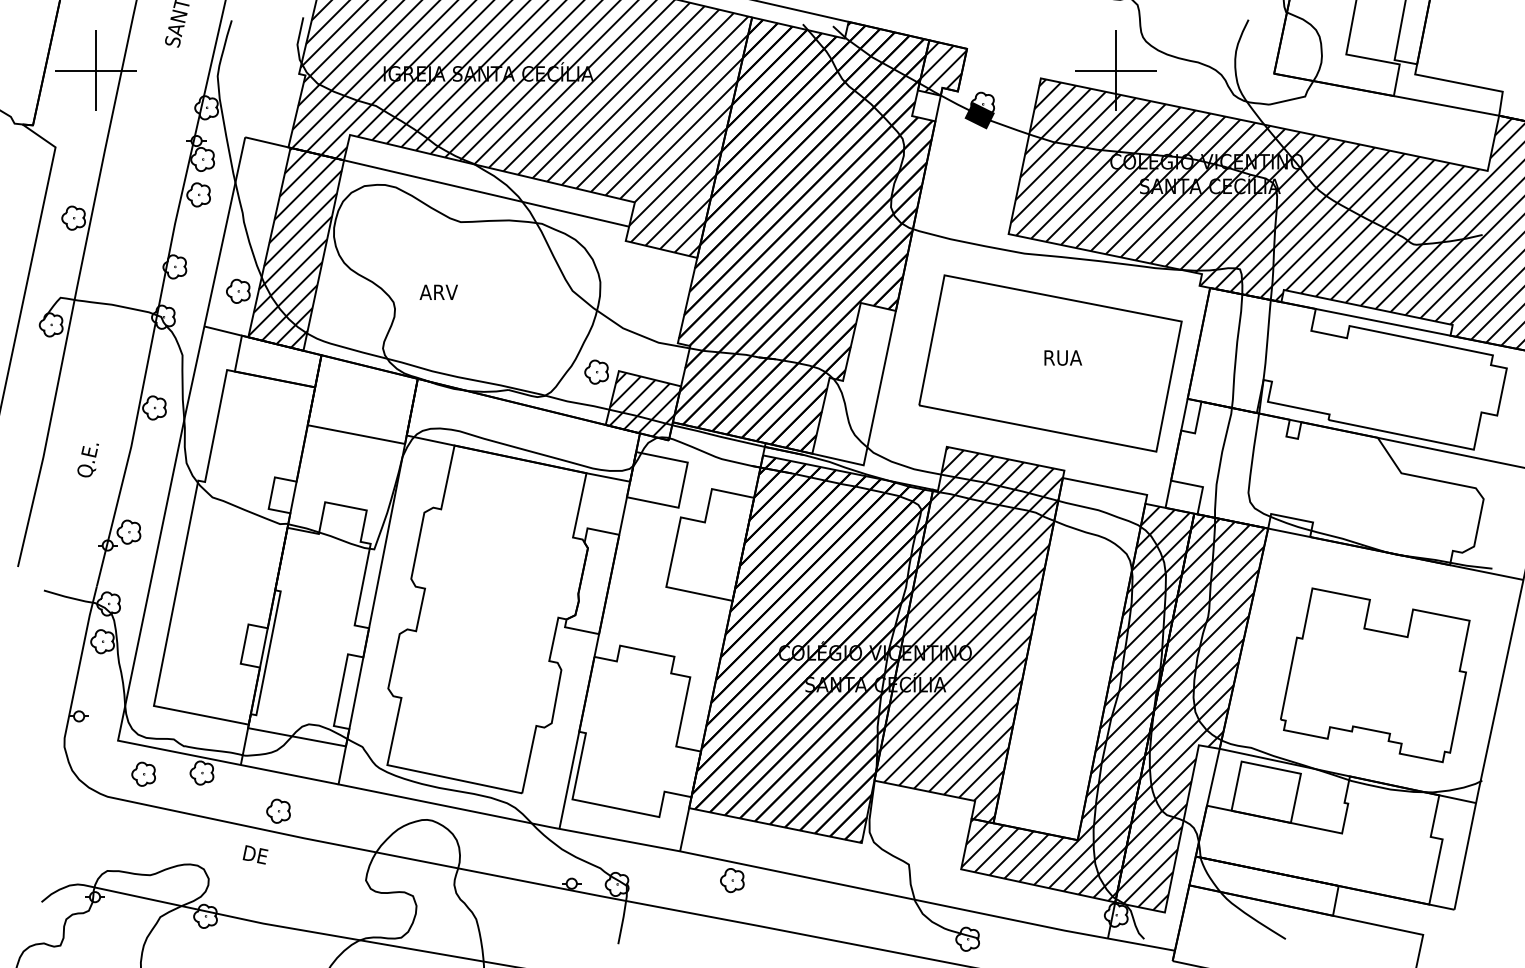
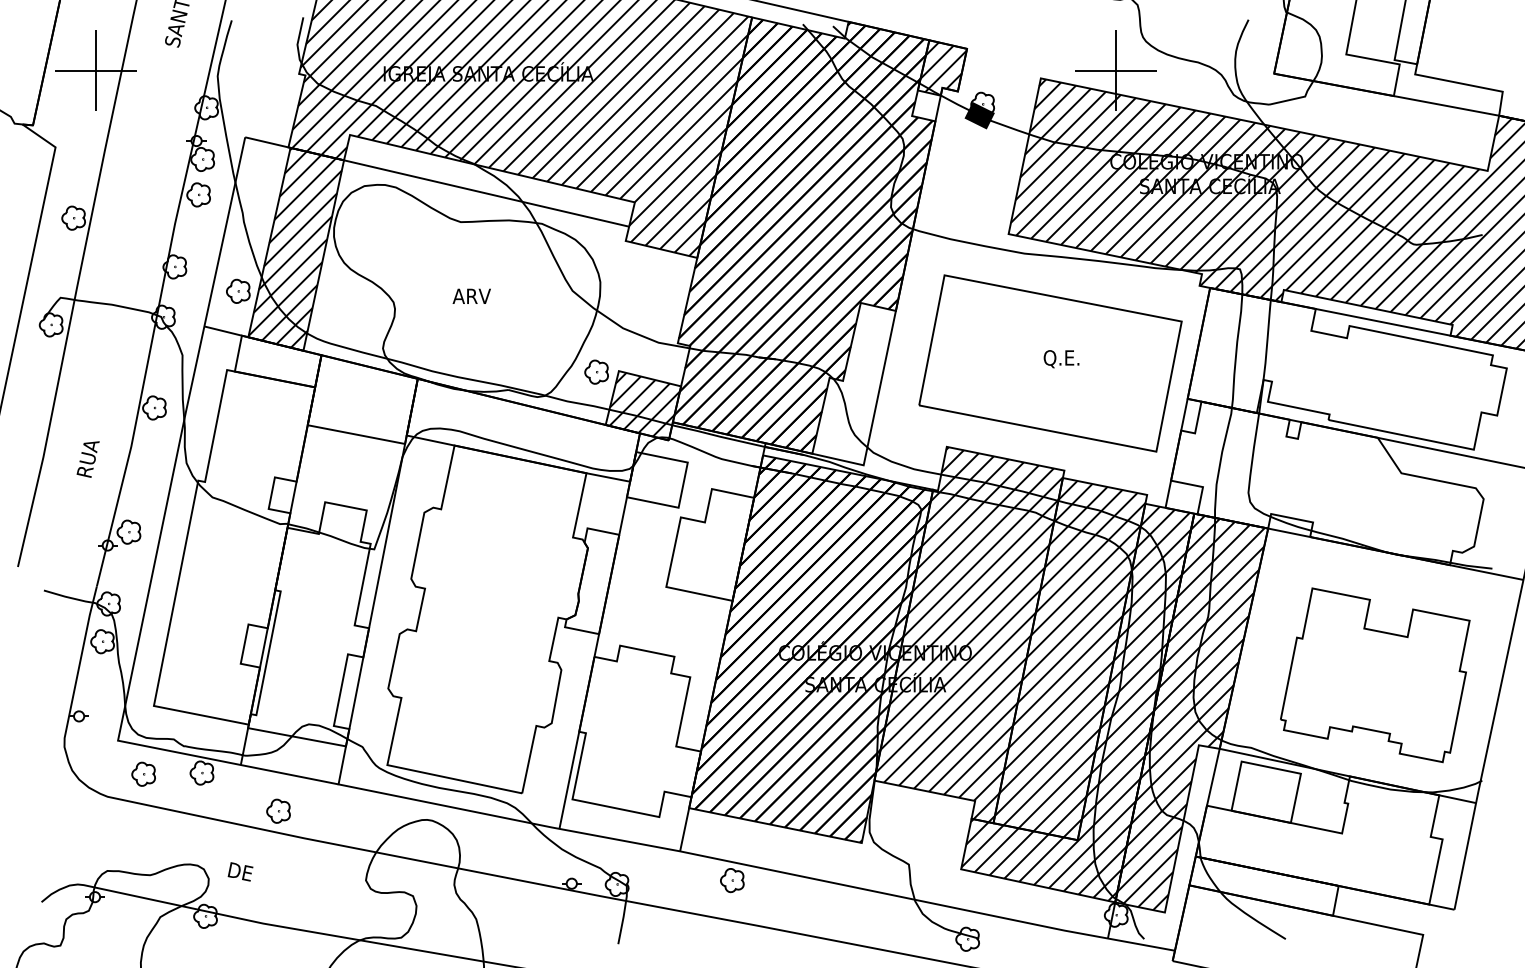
text position: (438, 291) -> (471, 295) (471, 295)
text: RUA -> Q.E. (1062, 359)
text: Q.E. -> RUA (87, 459)
hatch: none -> present (1069, 658)
text position: (255, 854) -> (240, 871) (240, 871)
